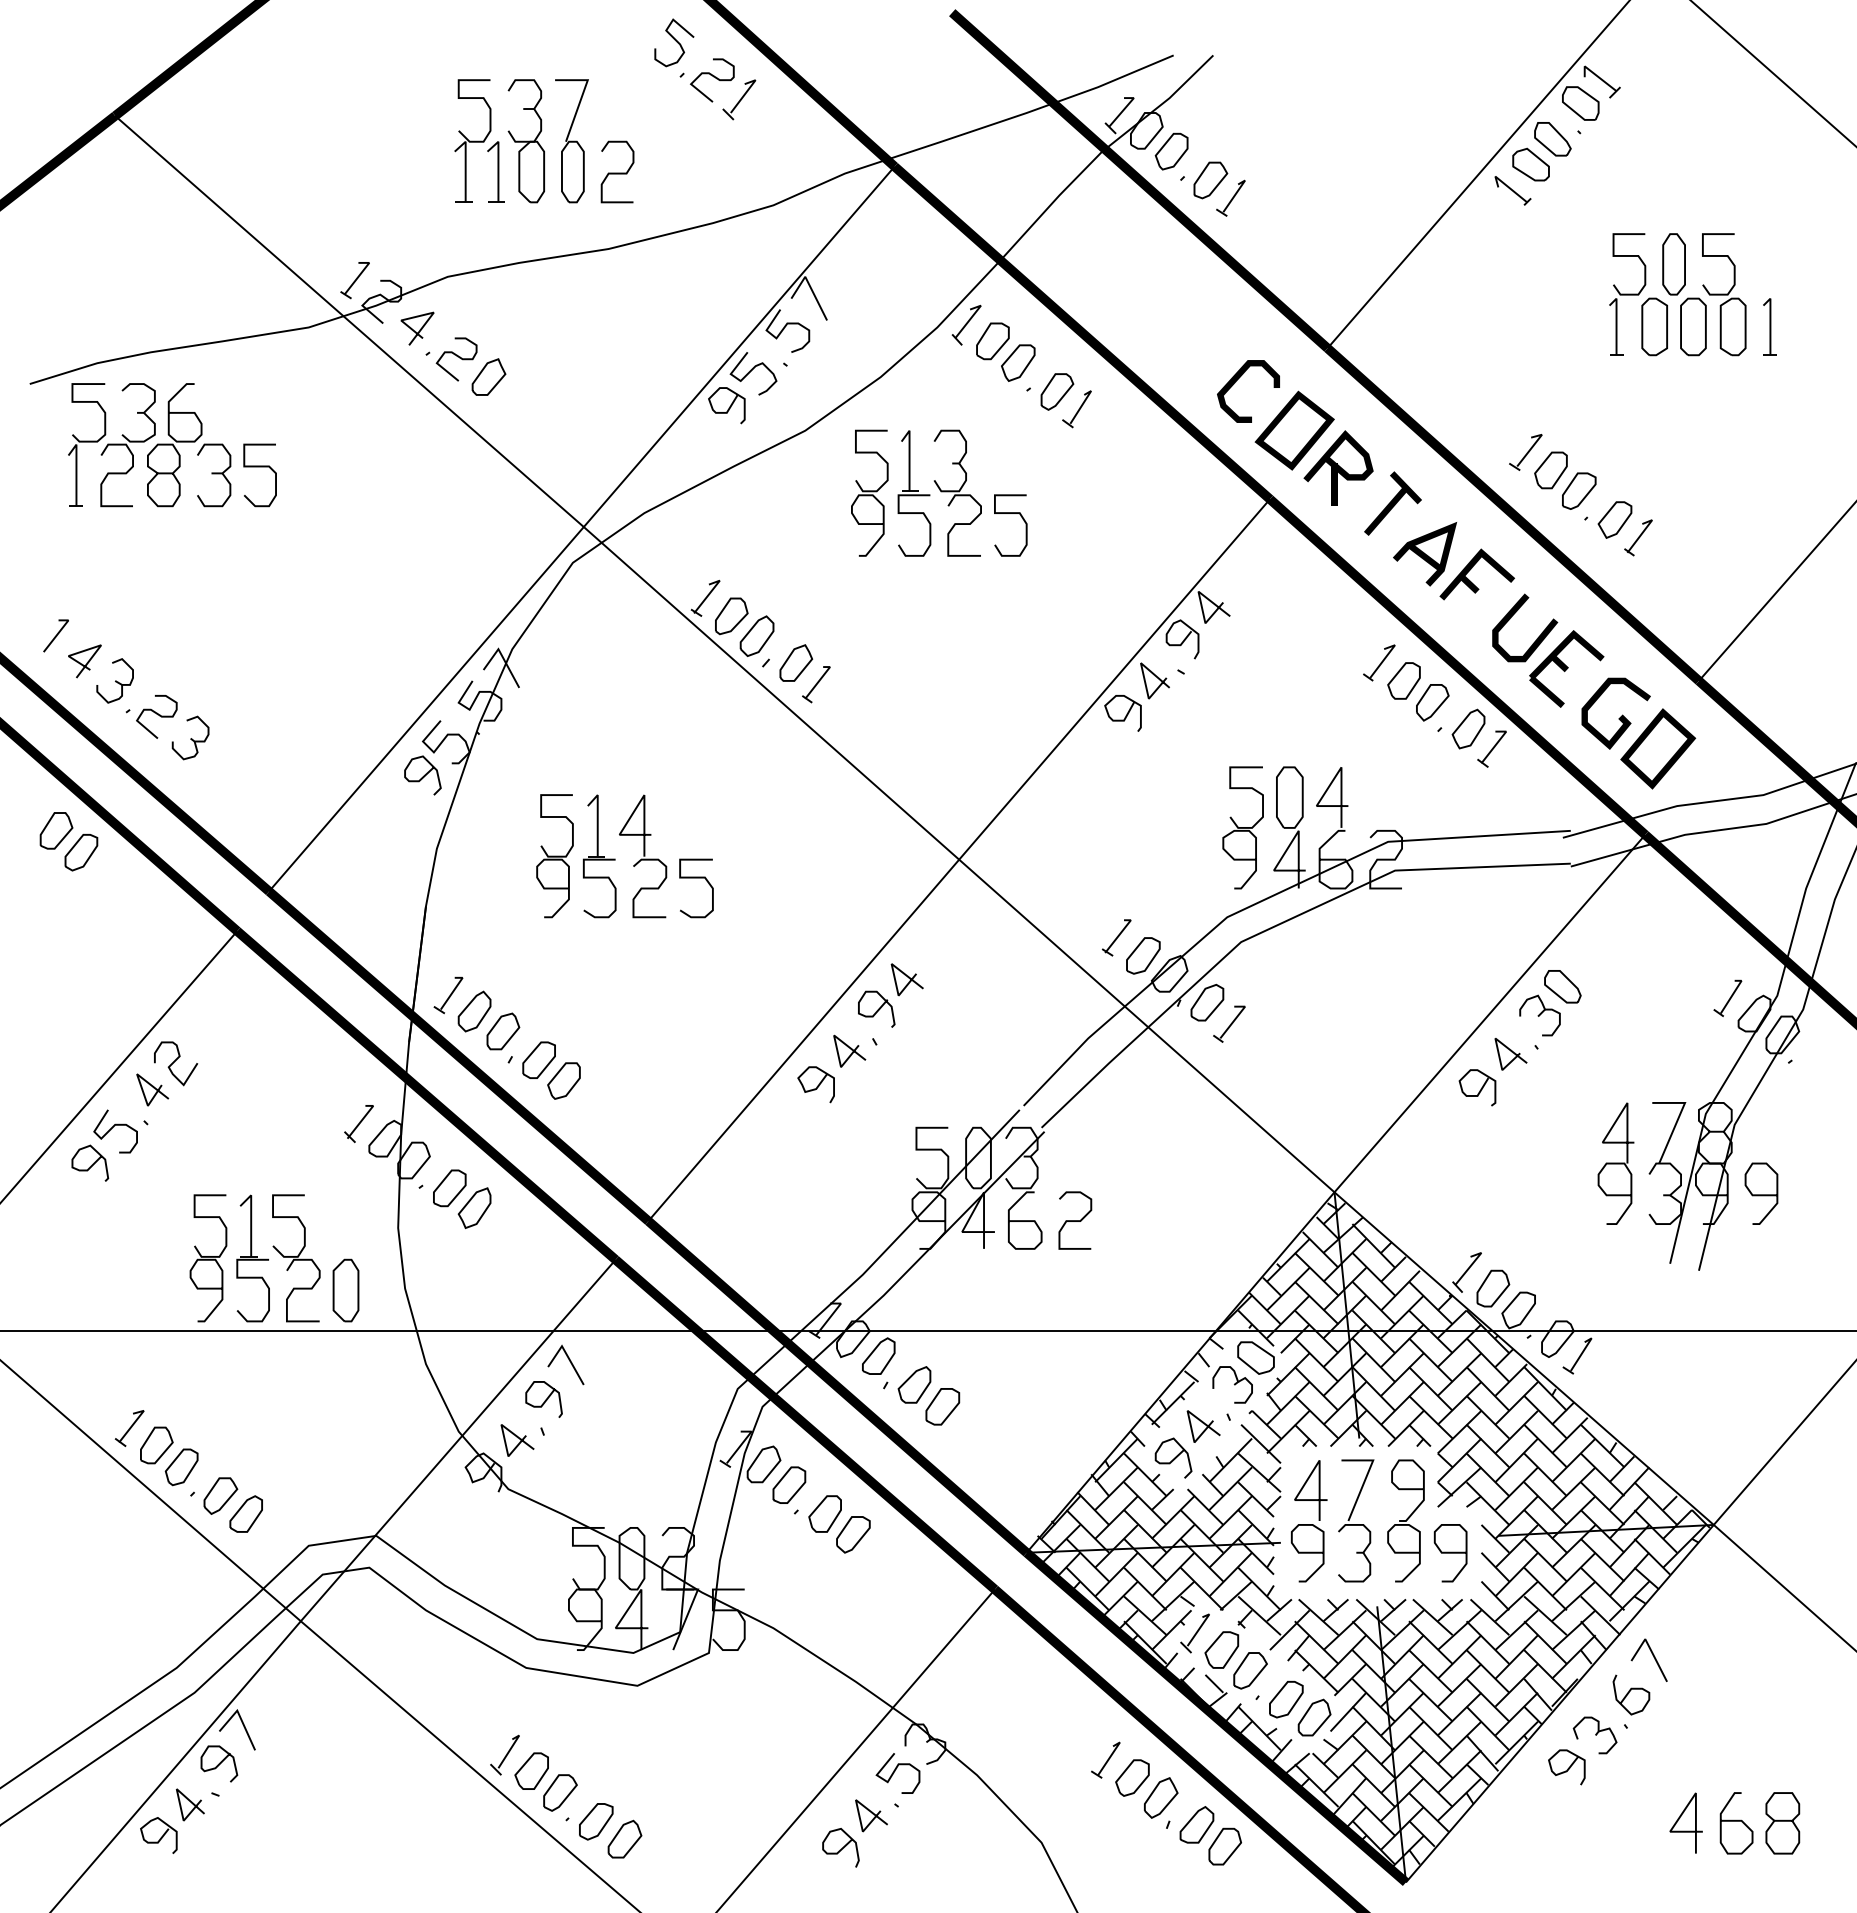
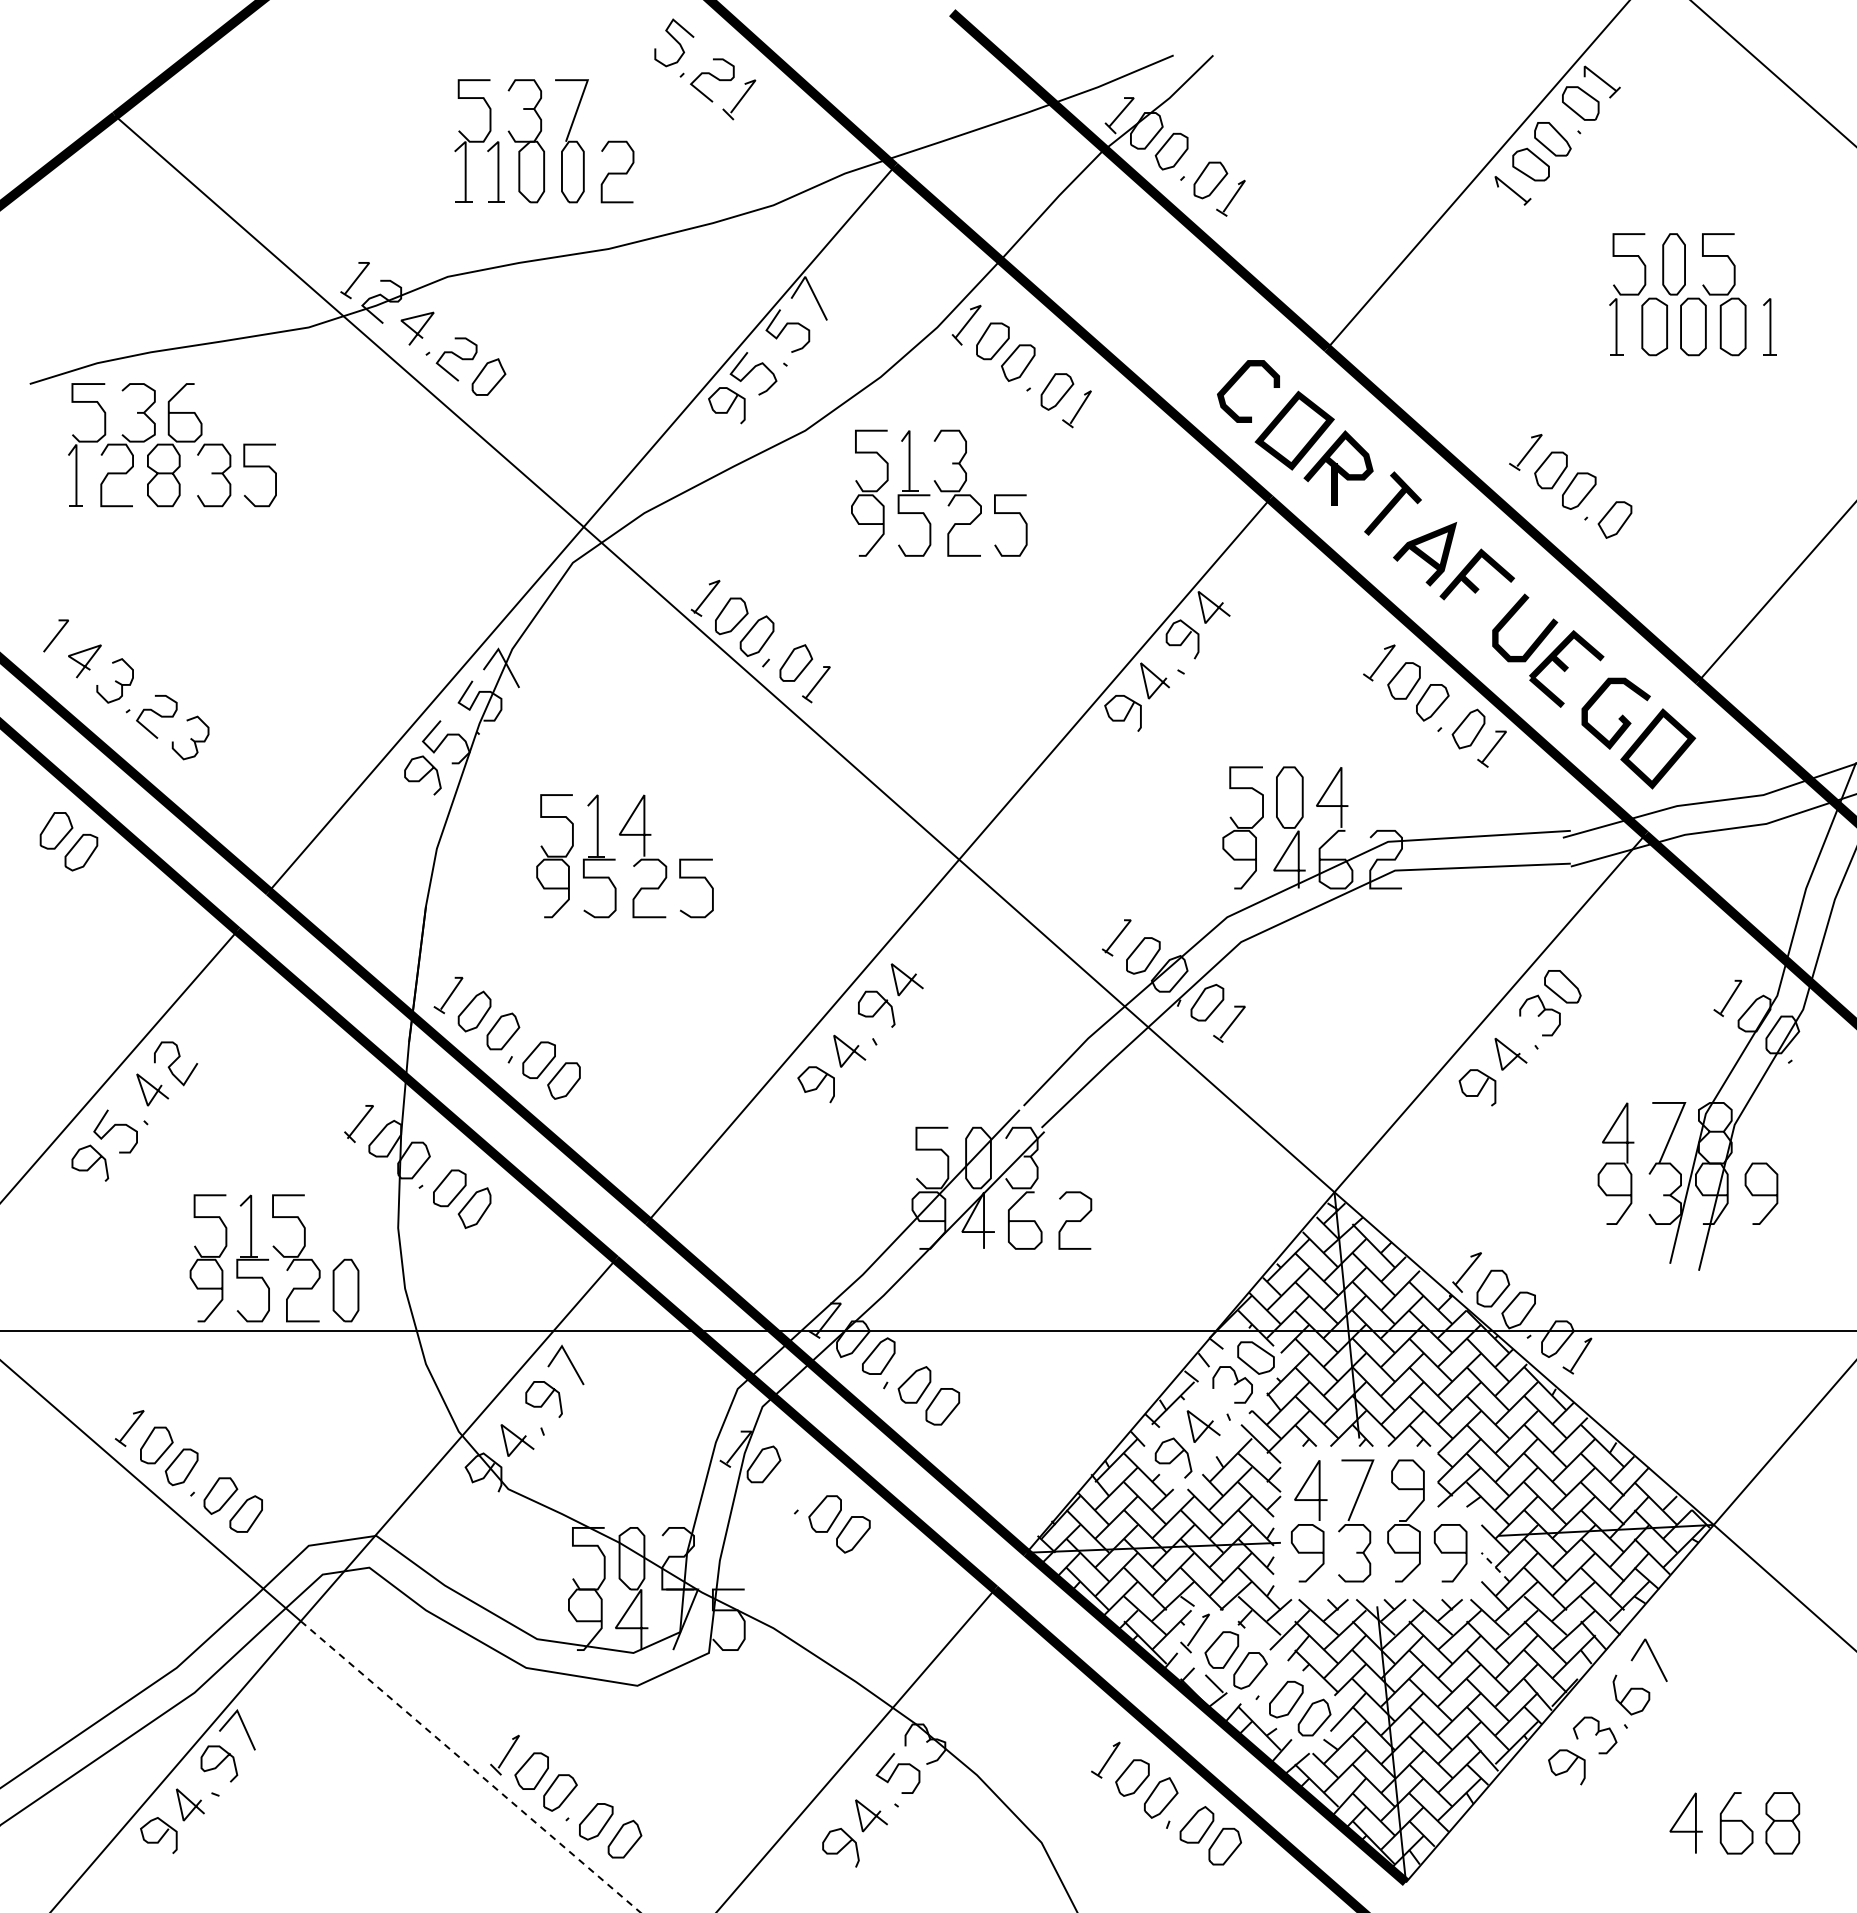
part: present -> none (1638, 537)
part: present -> none (789, 1484)
line: solid -> dashed (1495, 1566)
line: solid -> dashed (470, 1767)
